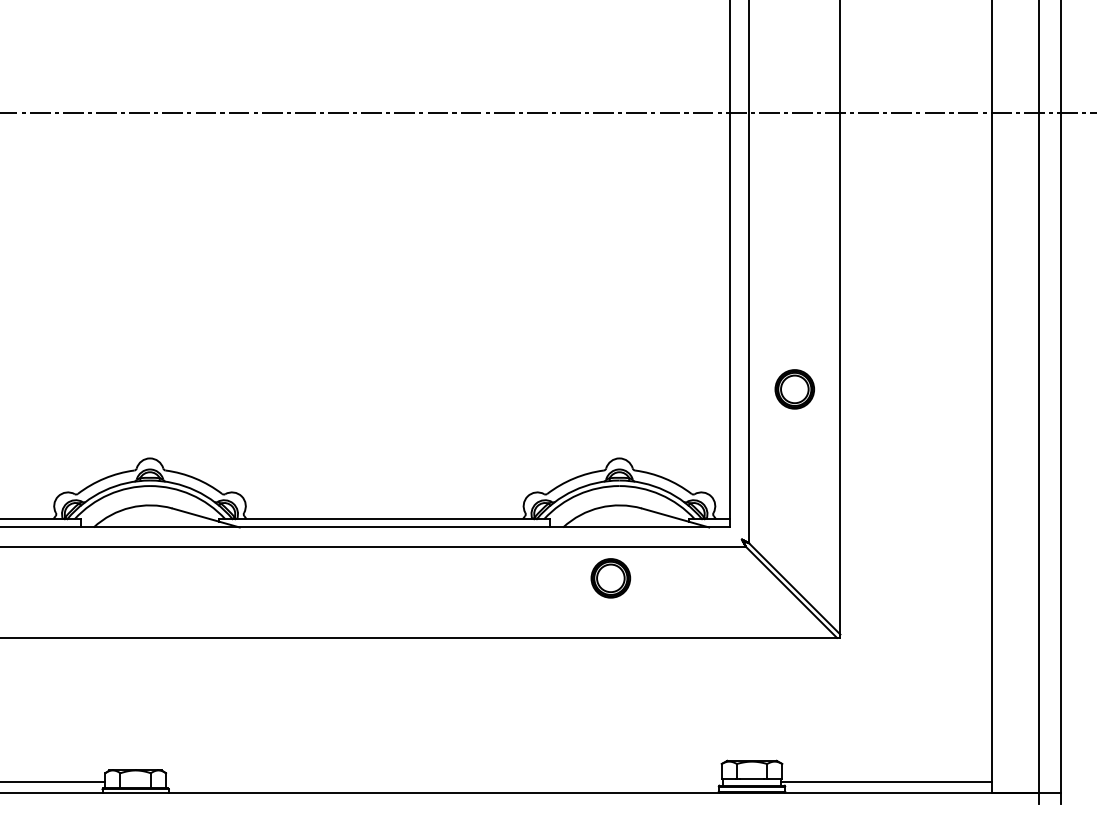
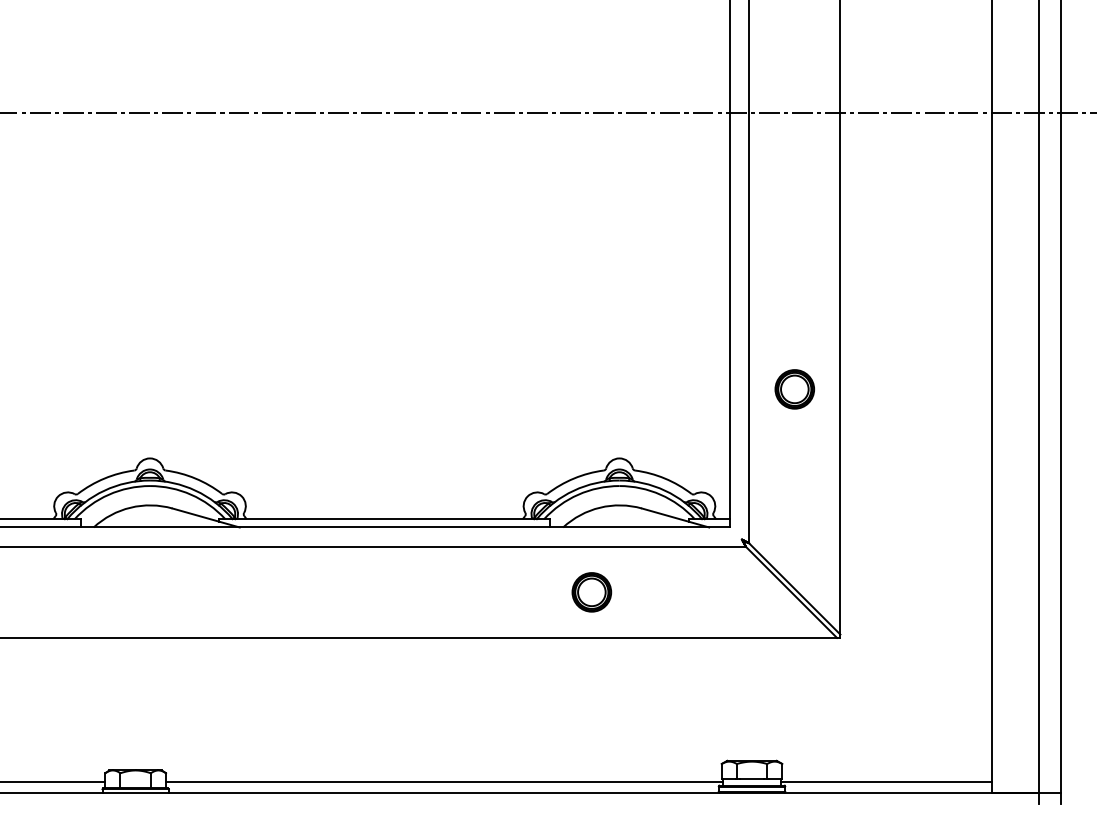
part position: (610, 578) -> (591, 592) (591, 592)
line: none -> present (444, 781)
